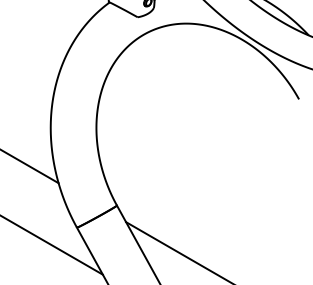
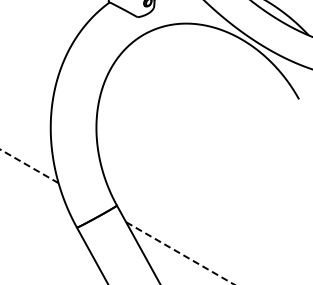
line: solid -> dashed (29, 166)
line: present -> none (52, 245)
line: solid -> dashed (180, 253)
